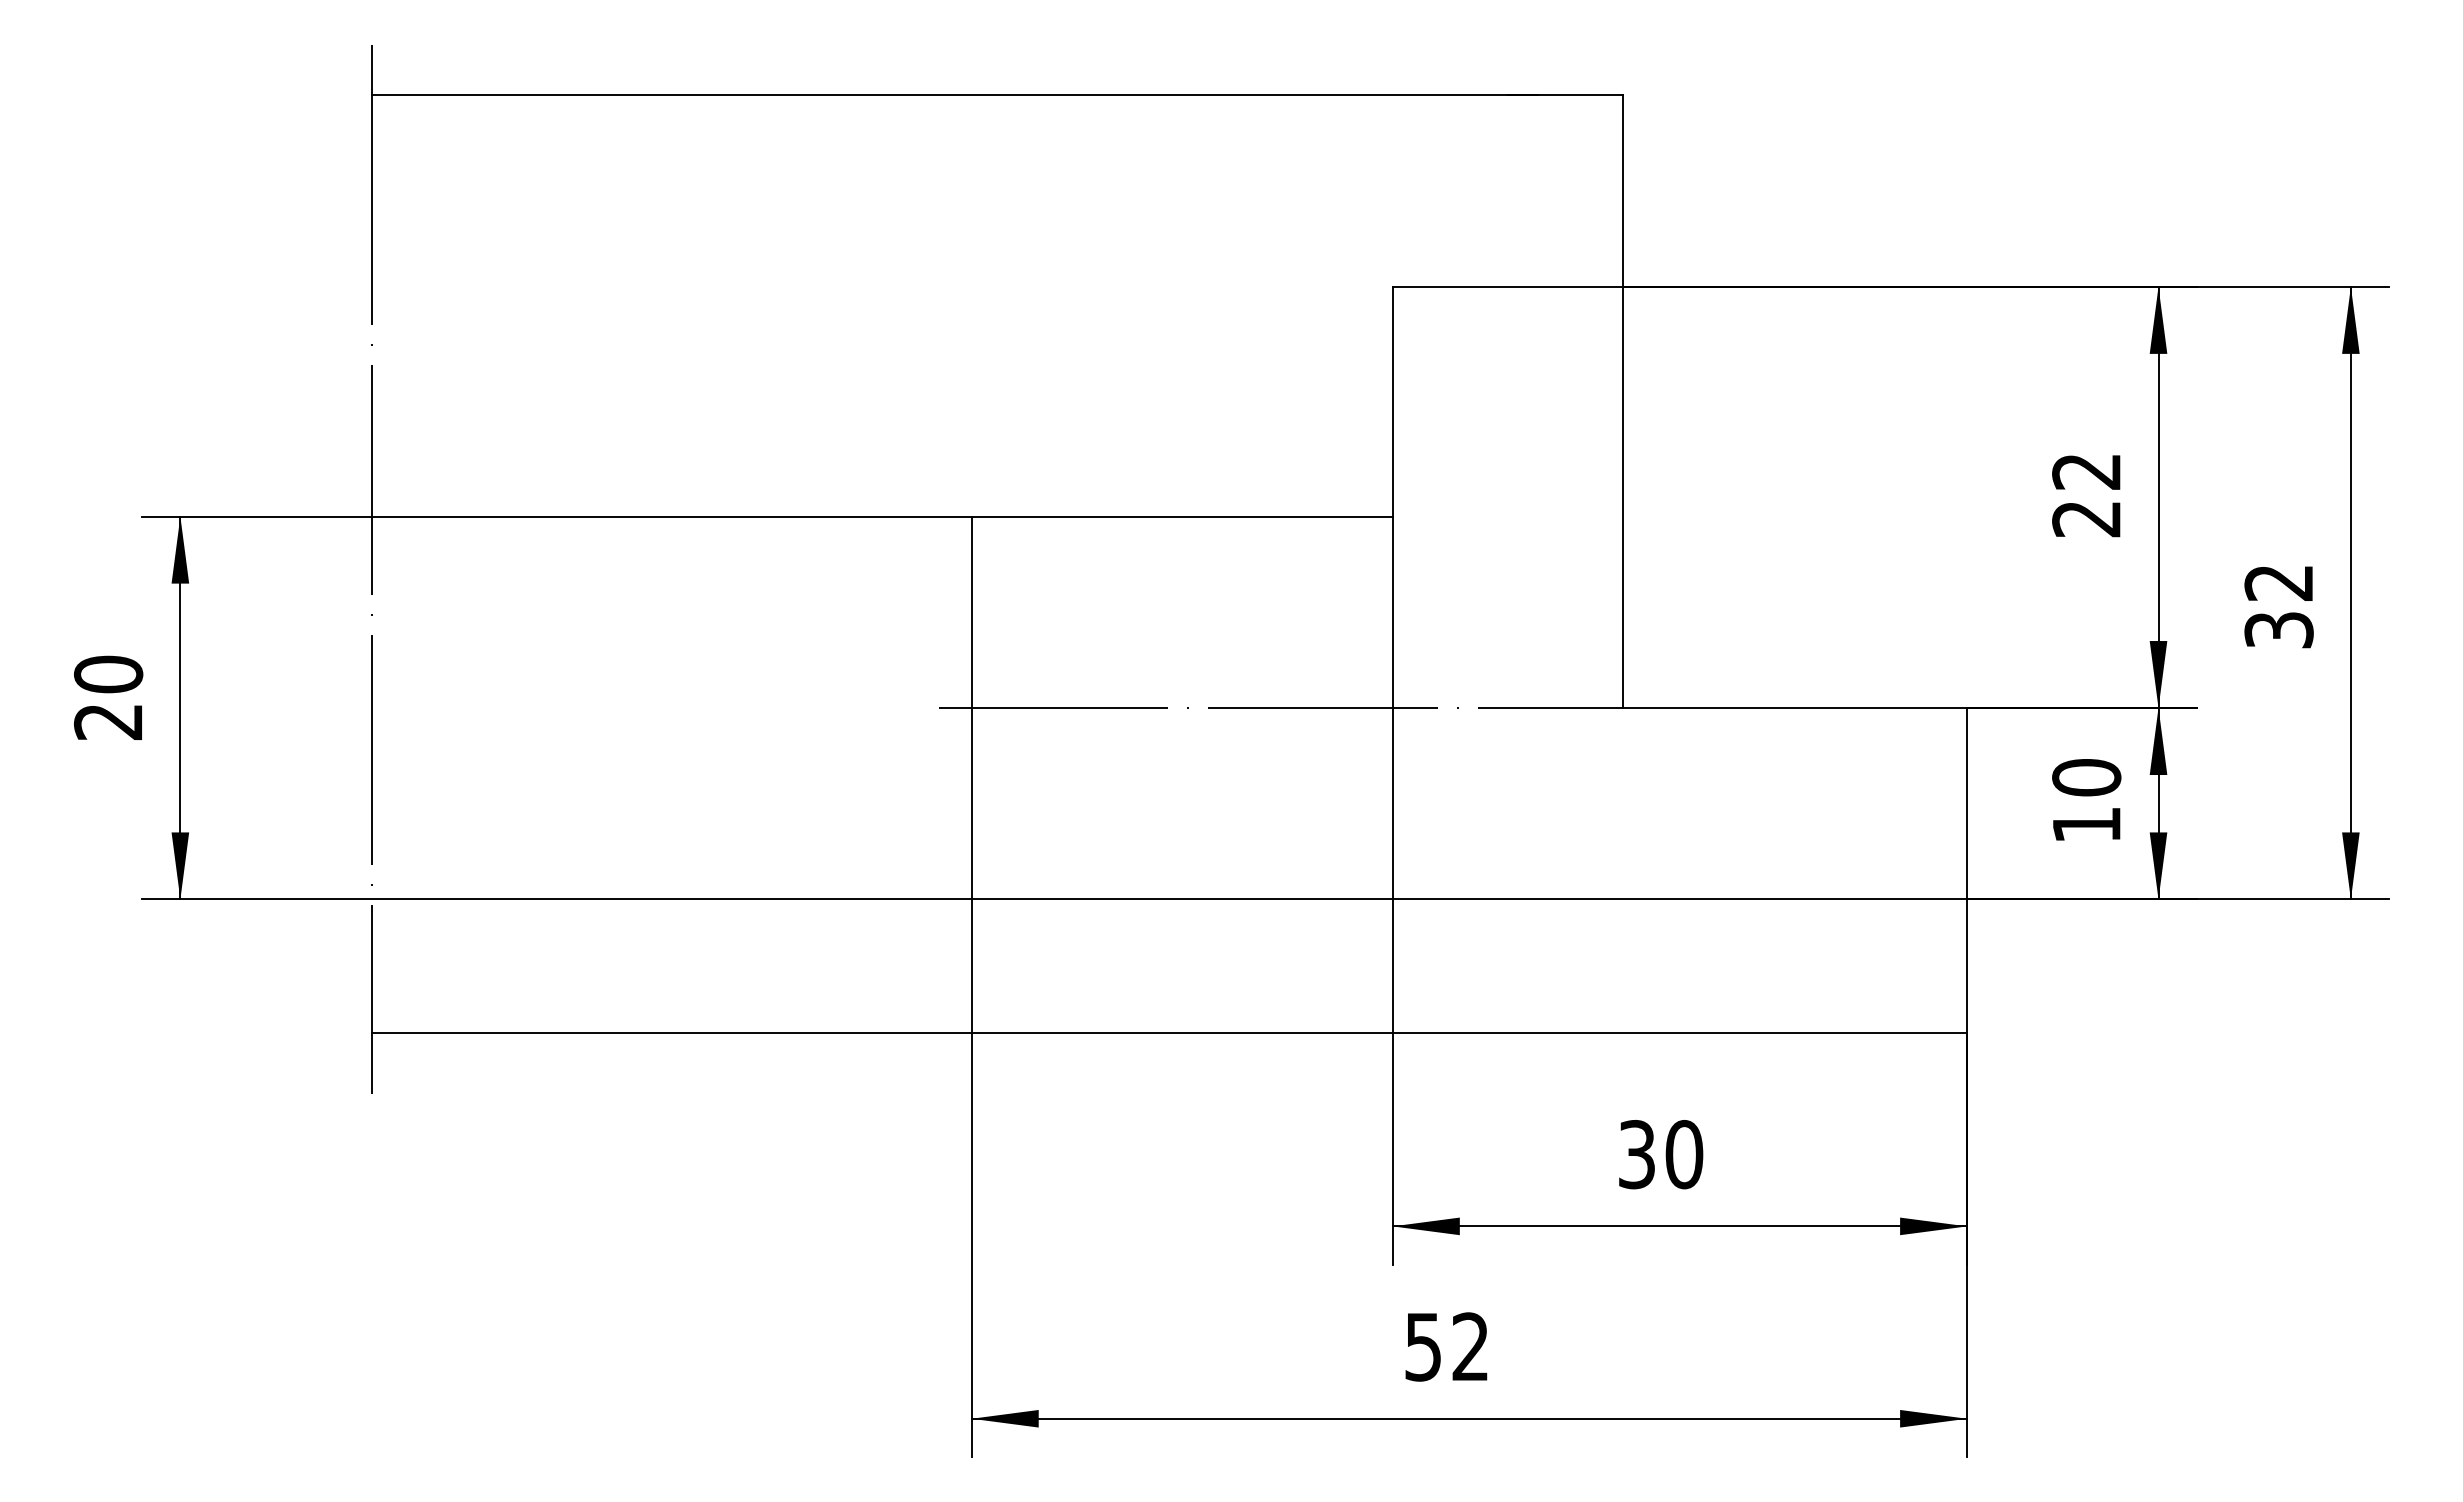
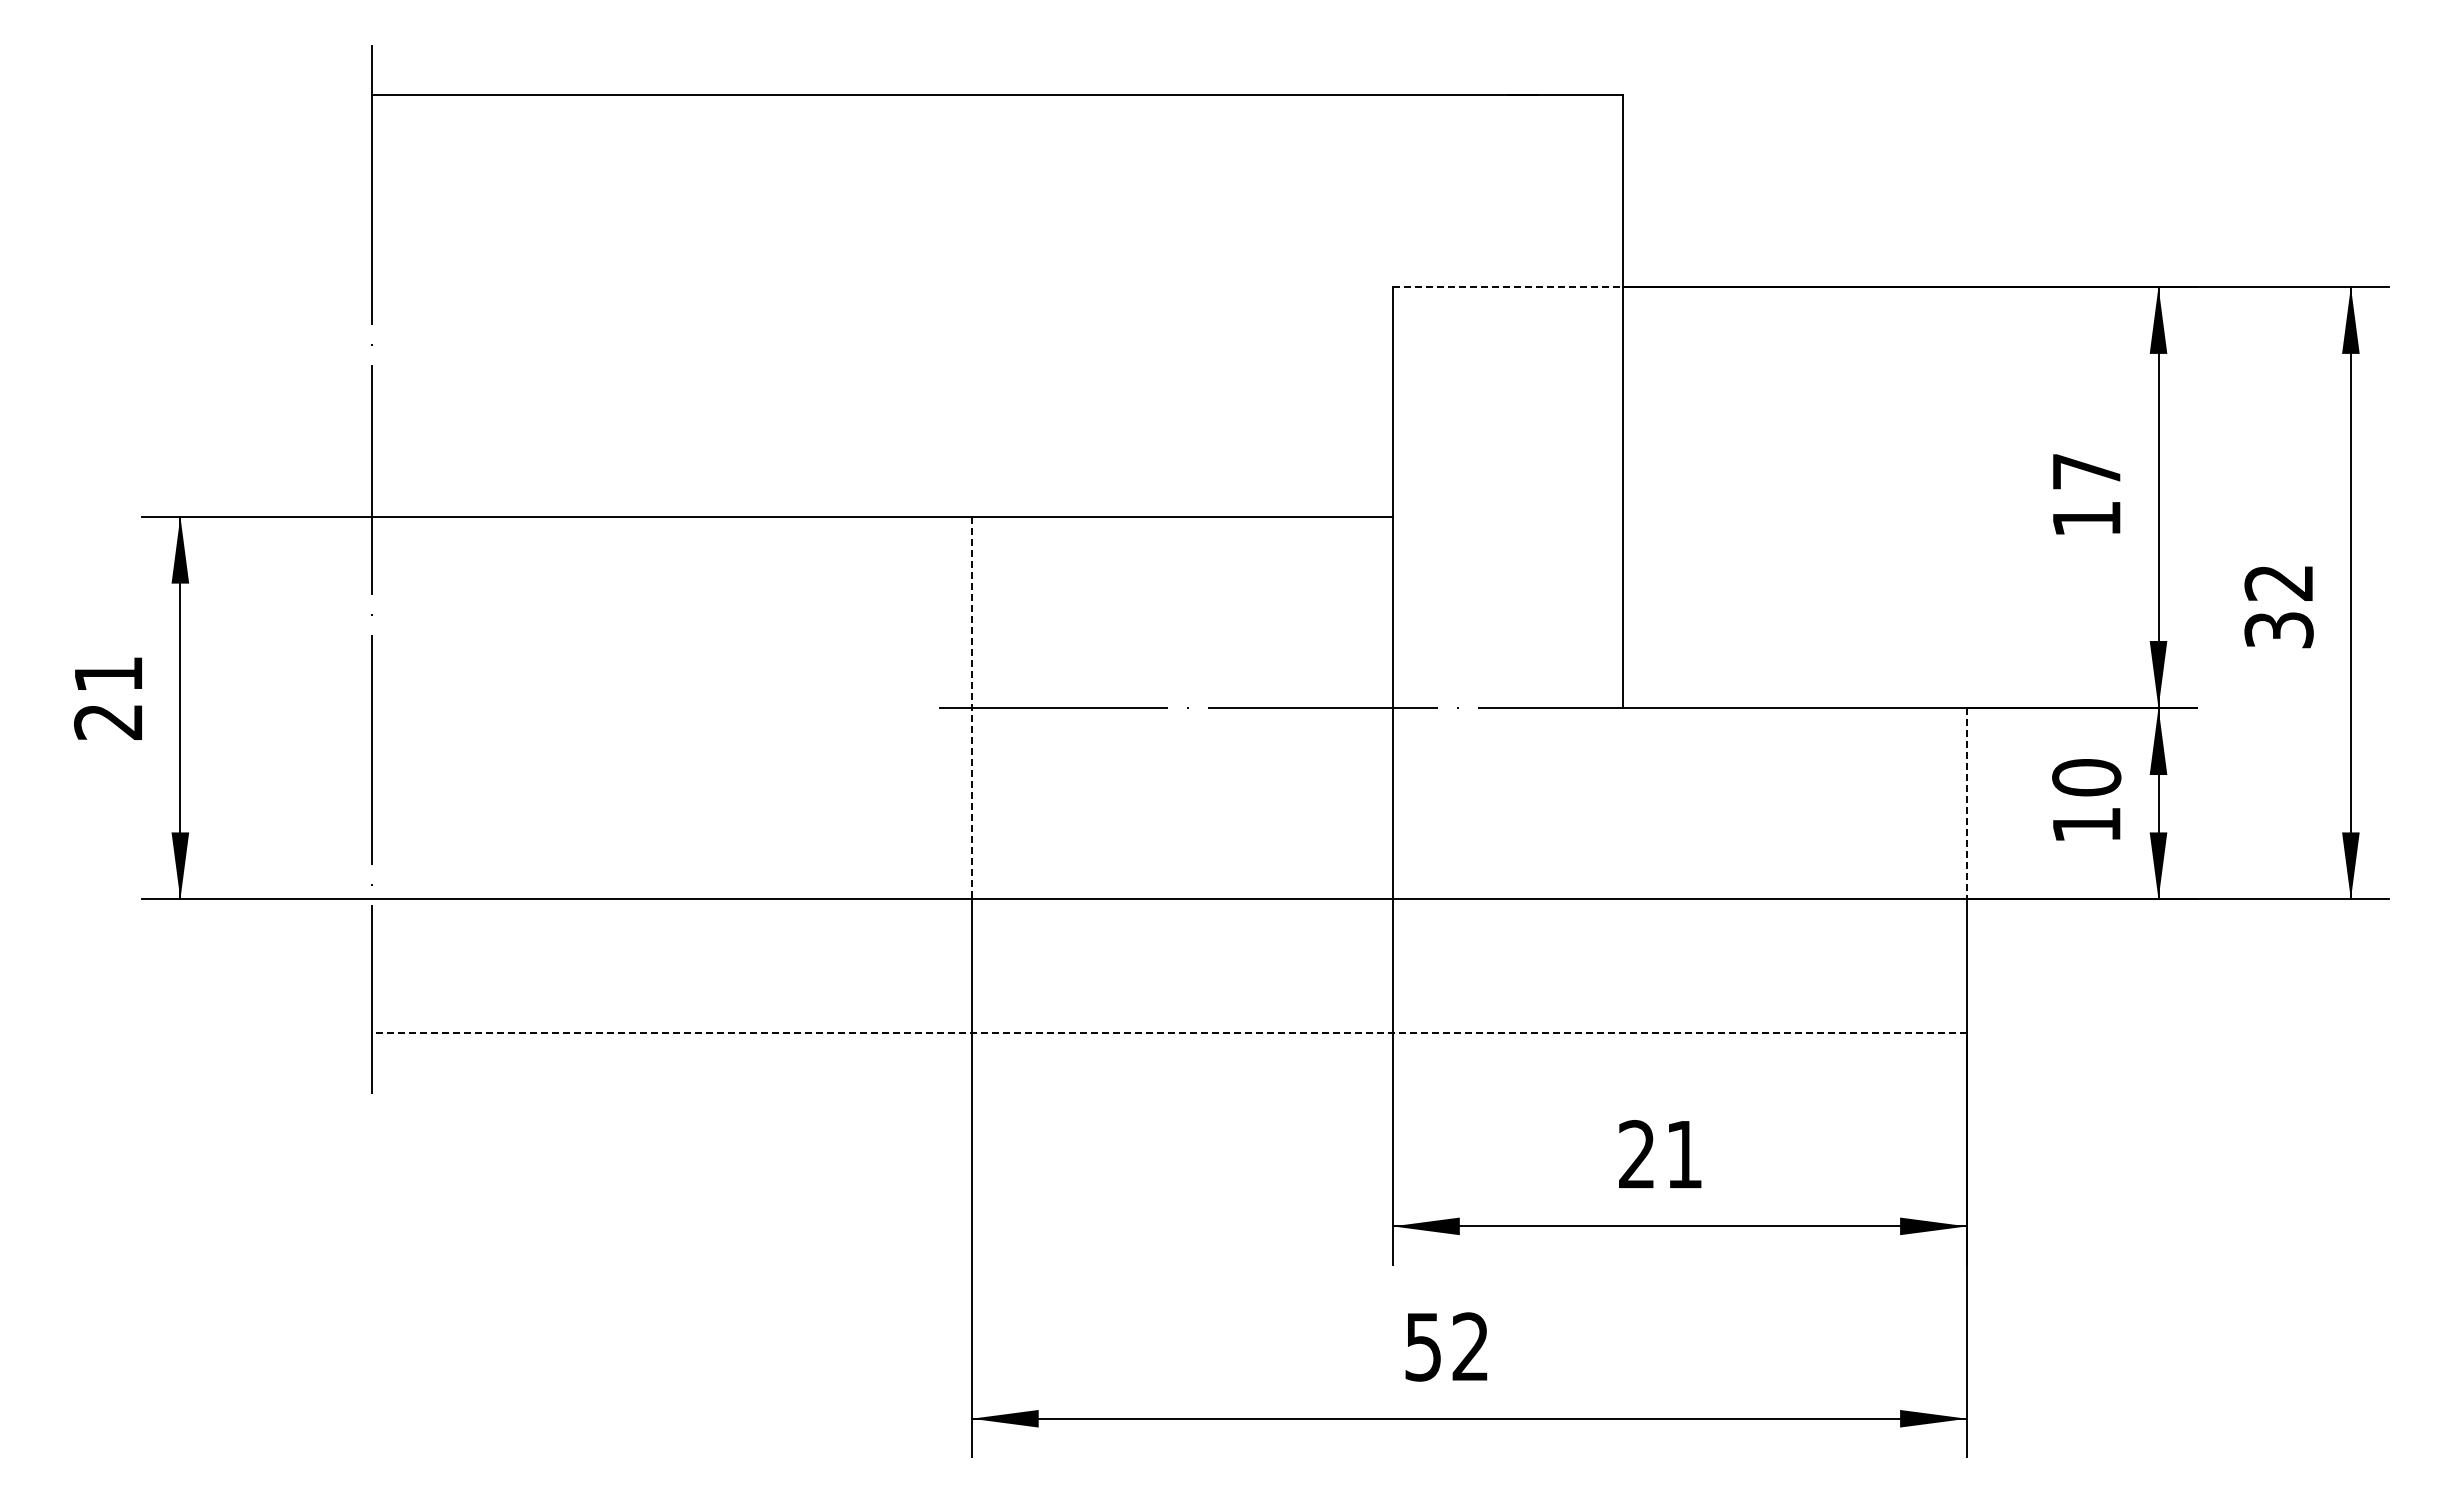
line: solid -> dashed (1507, 286)
text: 22 -> 17 (2086, 495)
text: 20 -> 21 (108, 674)
line: solid -> dashed (971, 708)
line: solid -> dashed (1967, 803)
line: solid -> dashed (1169, 1033)
text: 30 -> 21 (1661, 1154)
